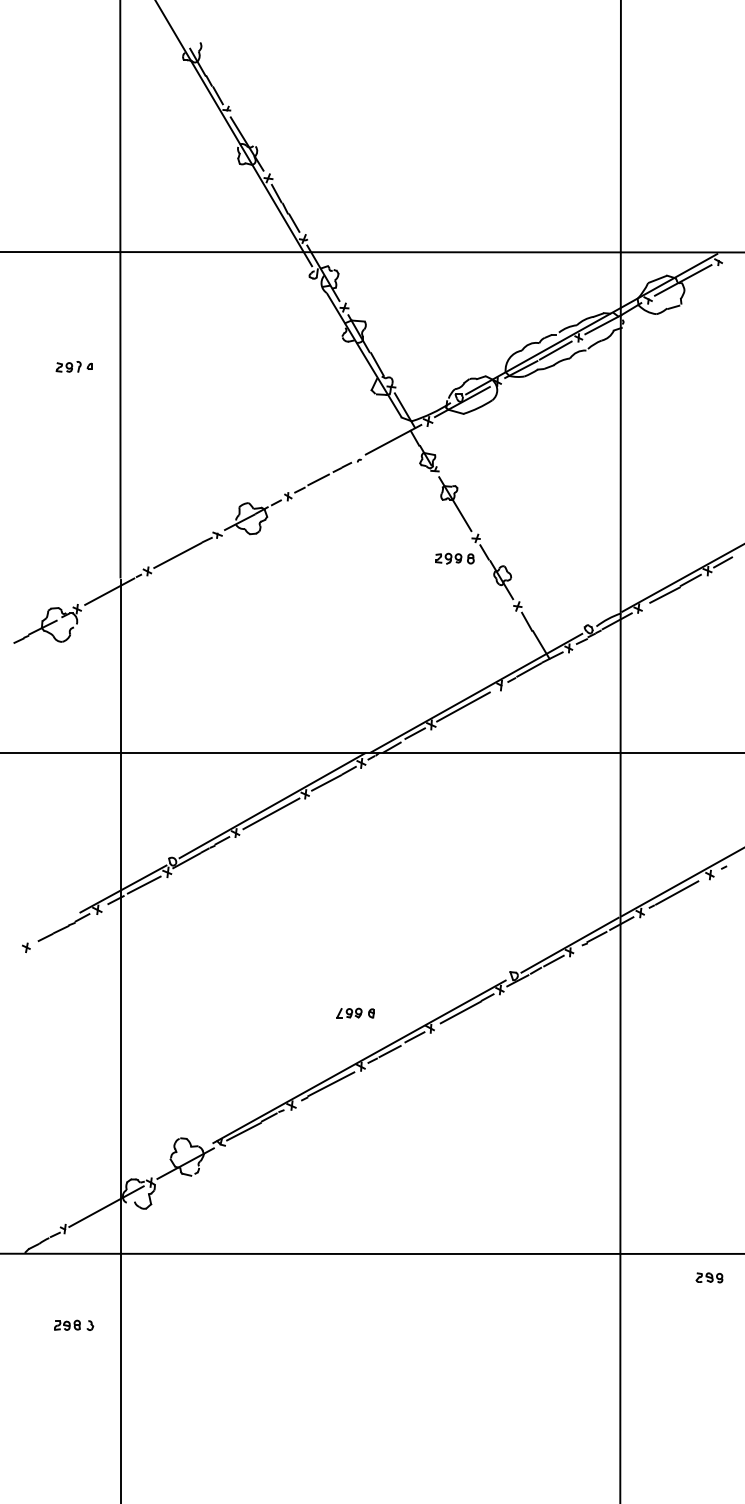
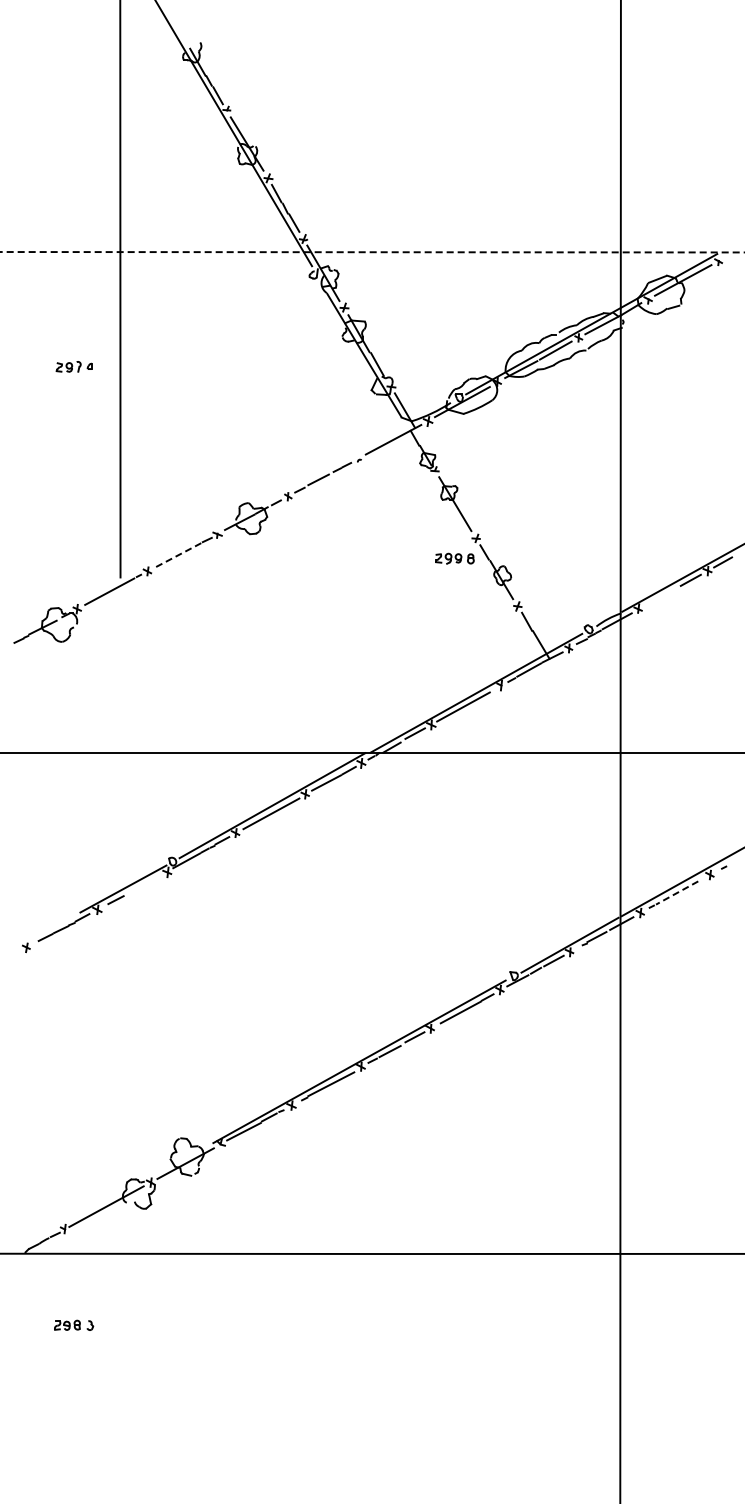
line: solid -> dashed (372, 252)
line: solid -> dashed (177, 555)
line: present -> none (664, 594)
line: present -> none (143, 884)
line: solid -> dashed (676, 893)
part: present -> none (355, 1012)
line: present -> none (120, 1040)
part: present -> none (709, 1277)
